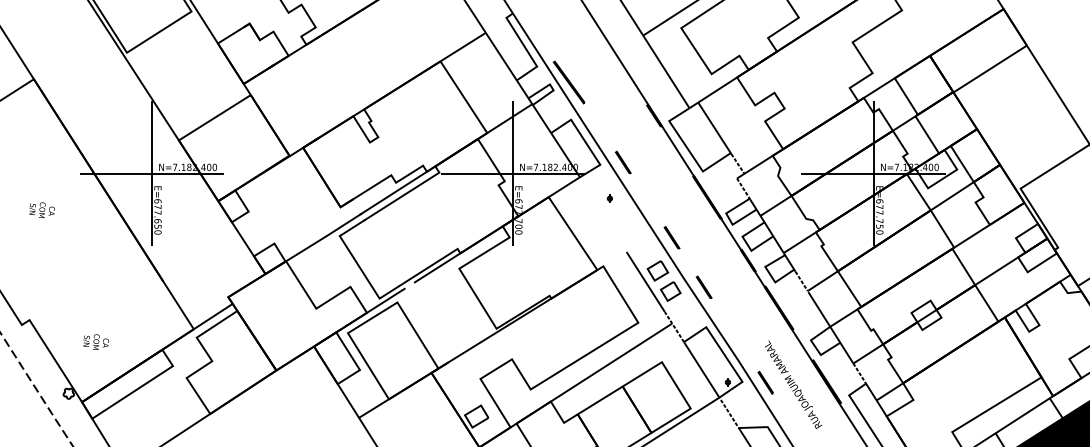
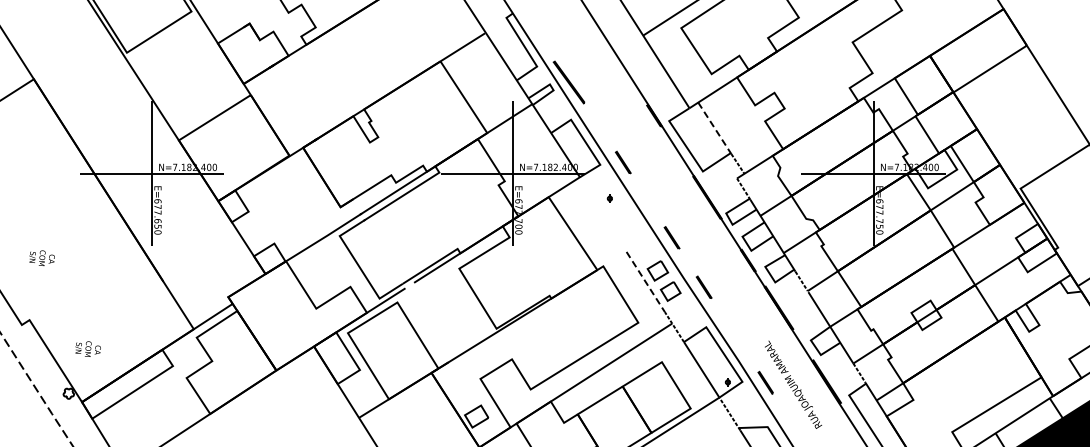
line: solid -> dashed (714, 128)
text position: (41, 209) -> (41, 257) (41, 257)
line: solid -> dashed (645, 282)
text position: (95, 341) -> (87, 348) (87, 348)
